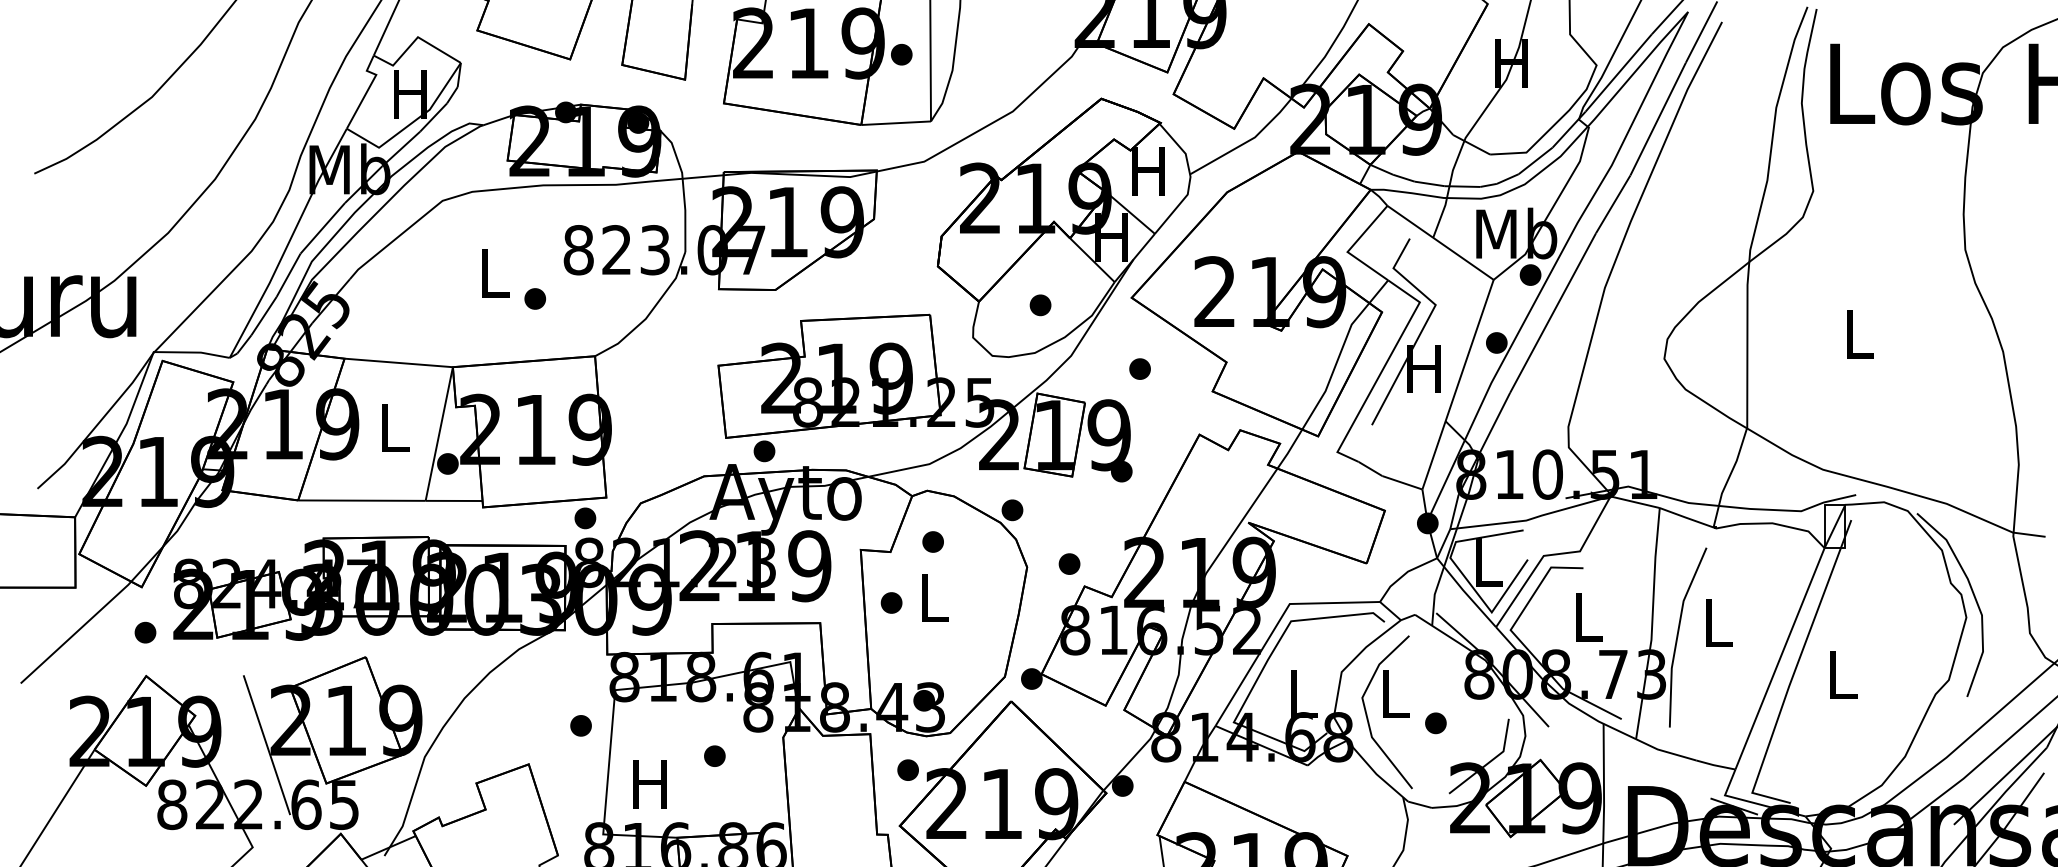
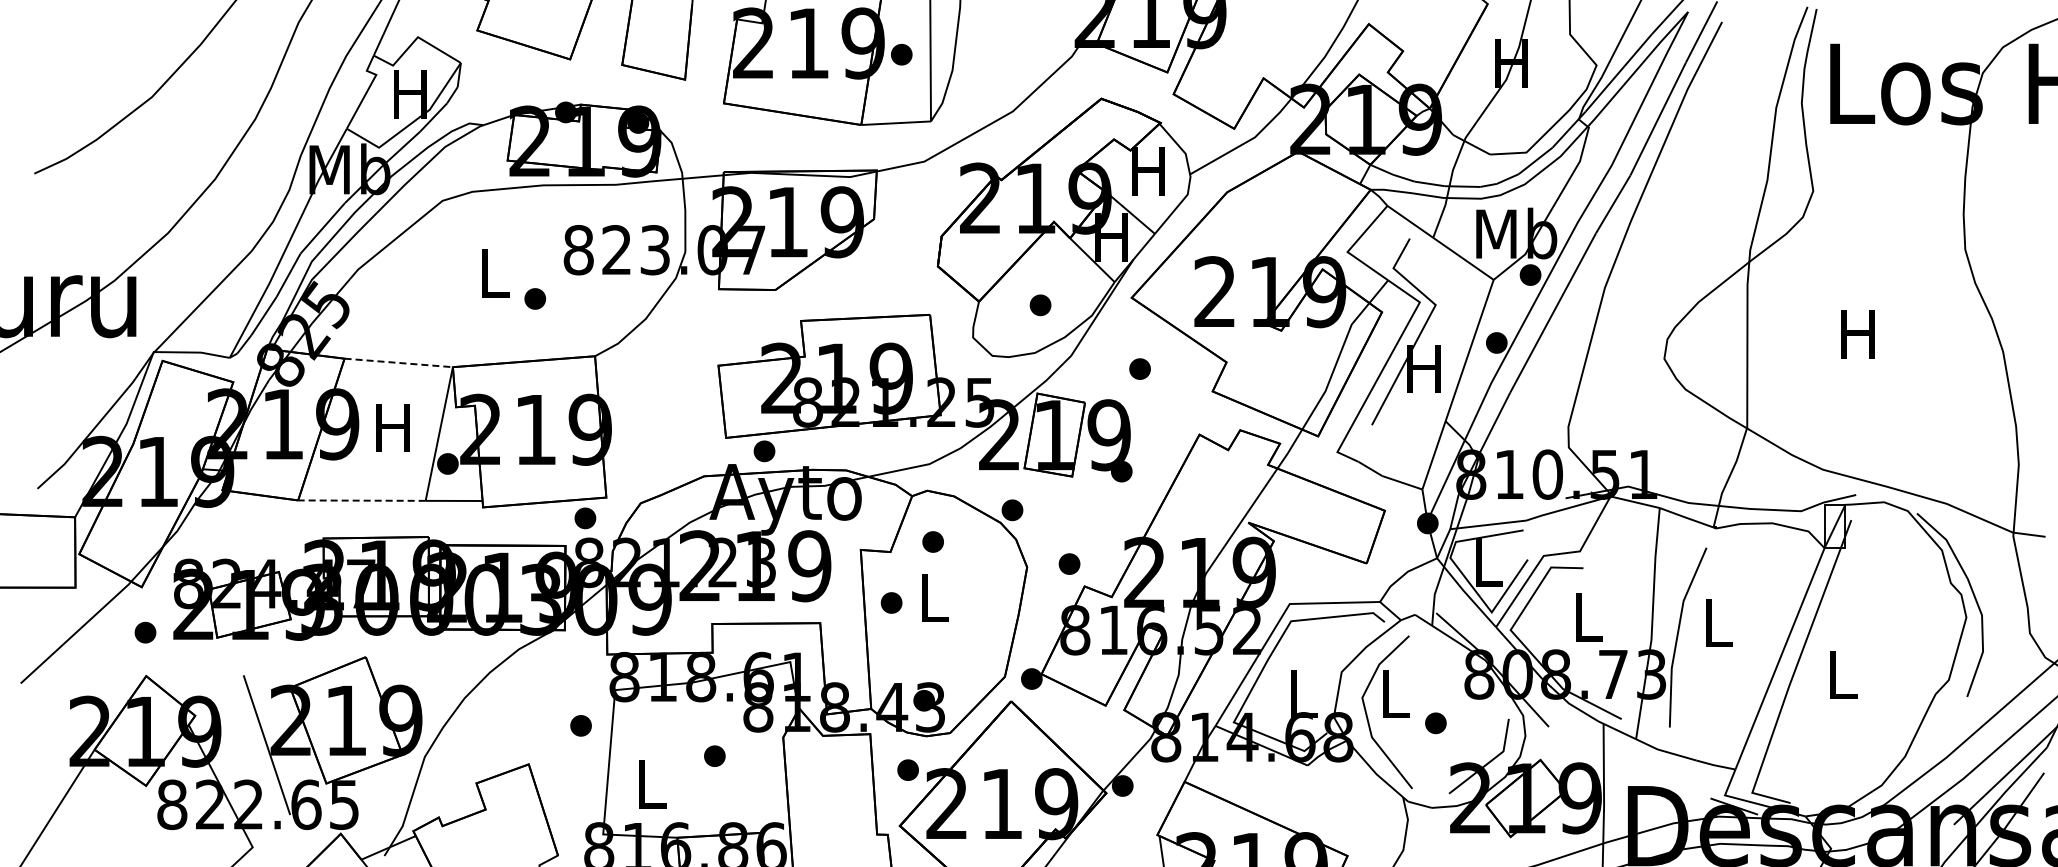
text: L -> H (1857, 334)
line: solid -> dashed (399, 362)
text: L -> H (392, 427)
line: solid -> dashed (361, 500)
text: H -> L (649, 784)
